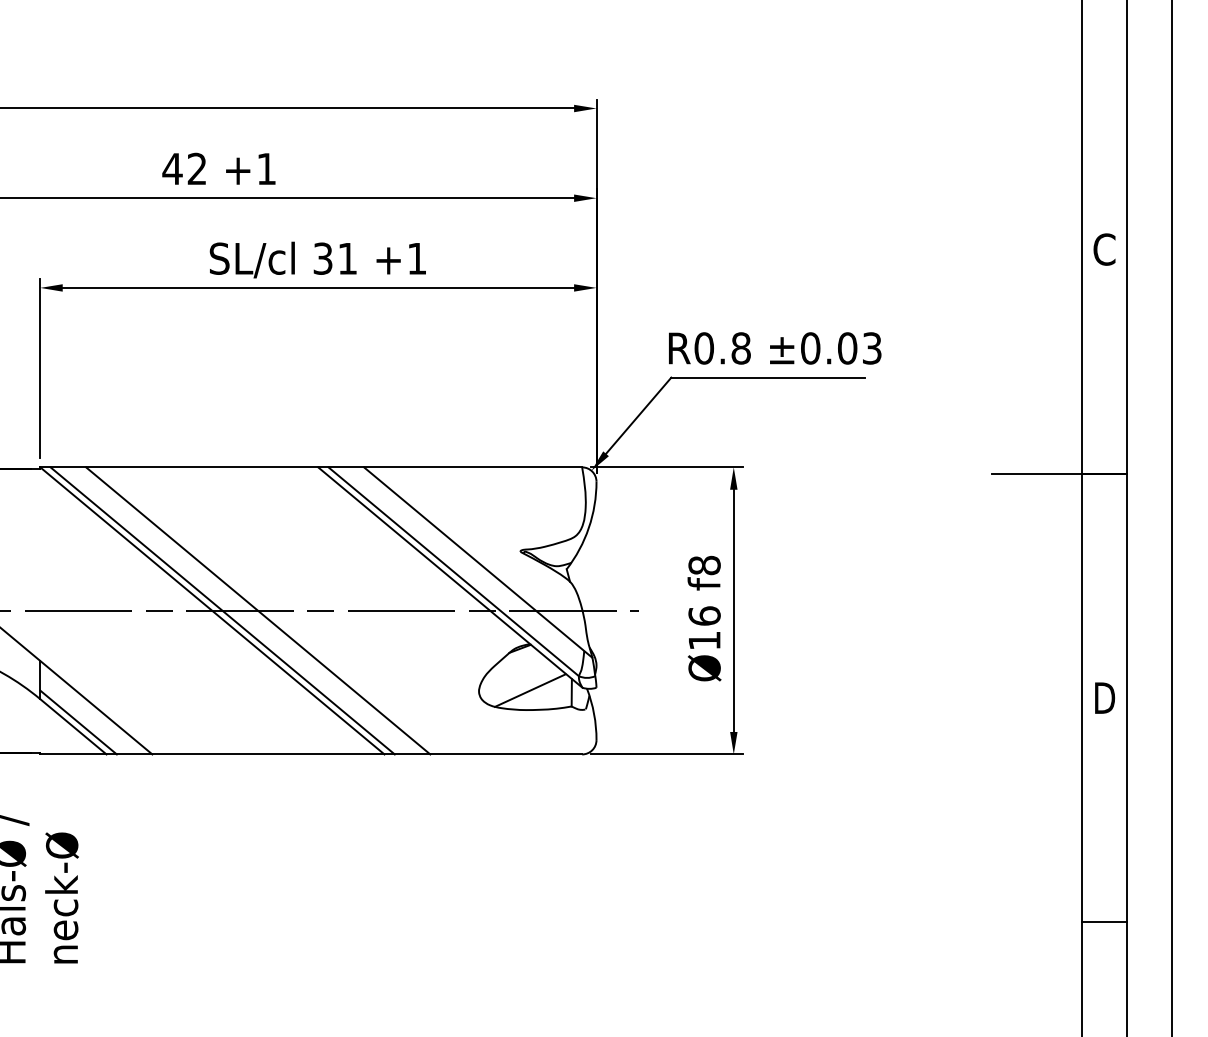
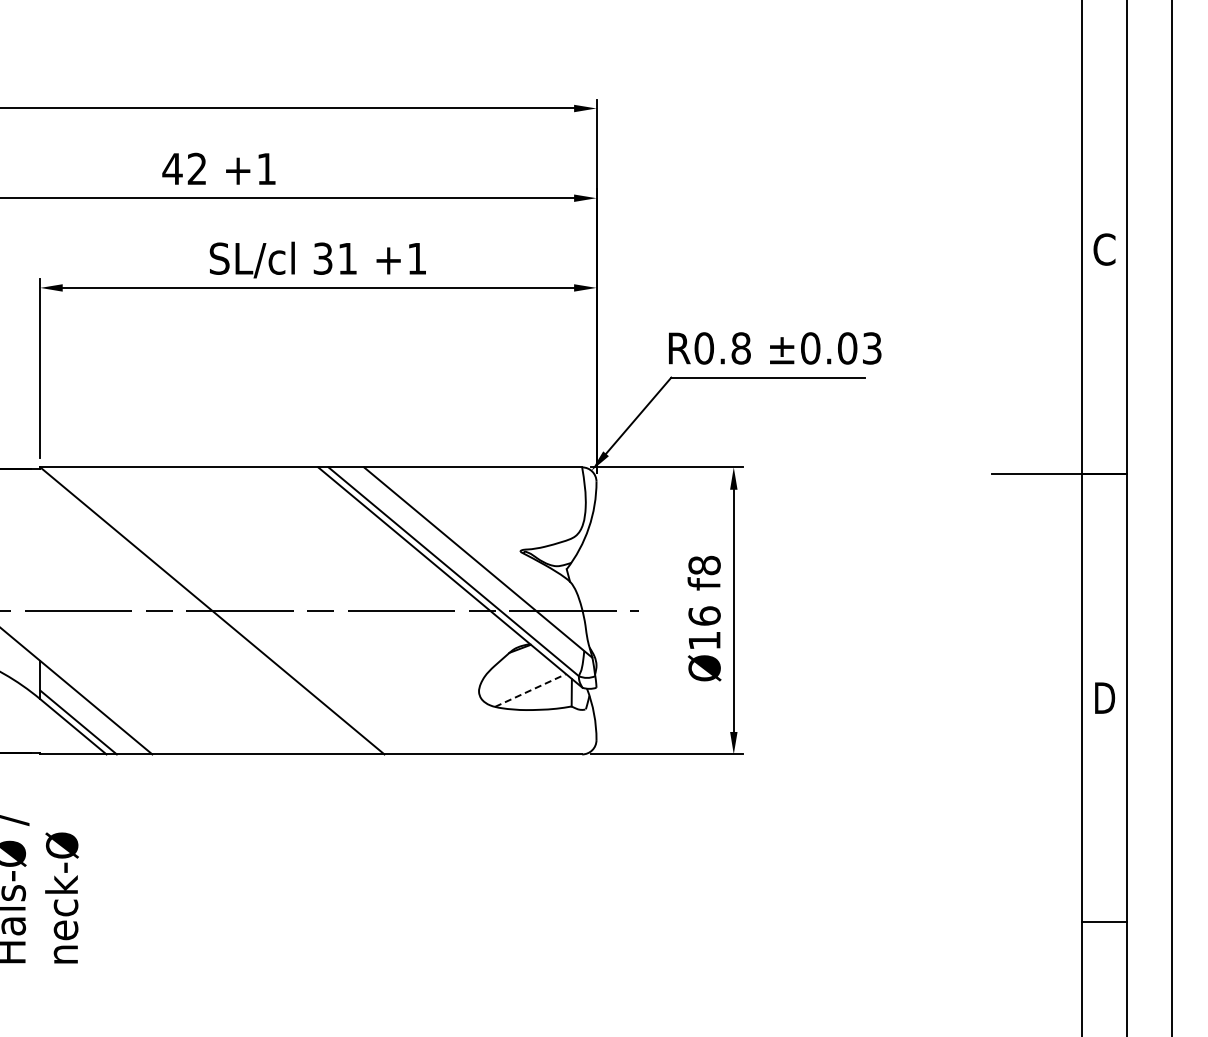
line: present -> none (222, 610)
line: present -> none (258, 610)
line: solid -> dashed (530, 690)
